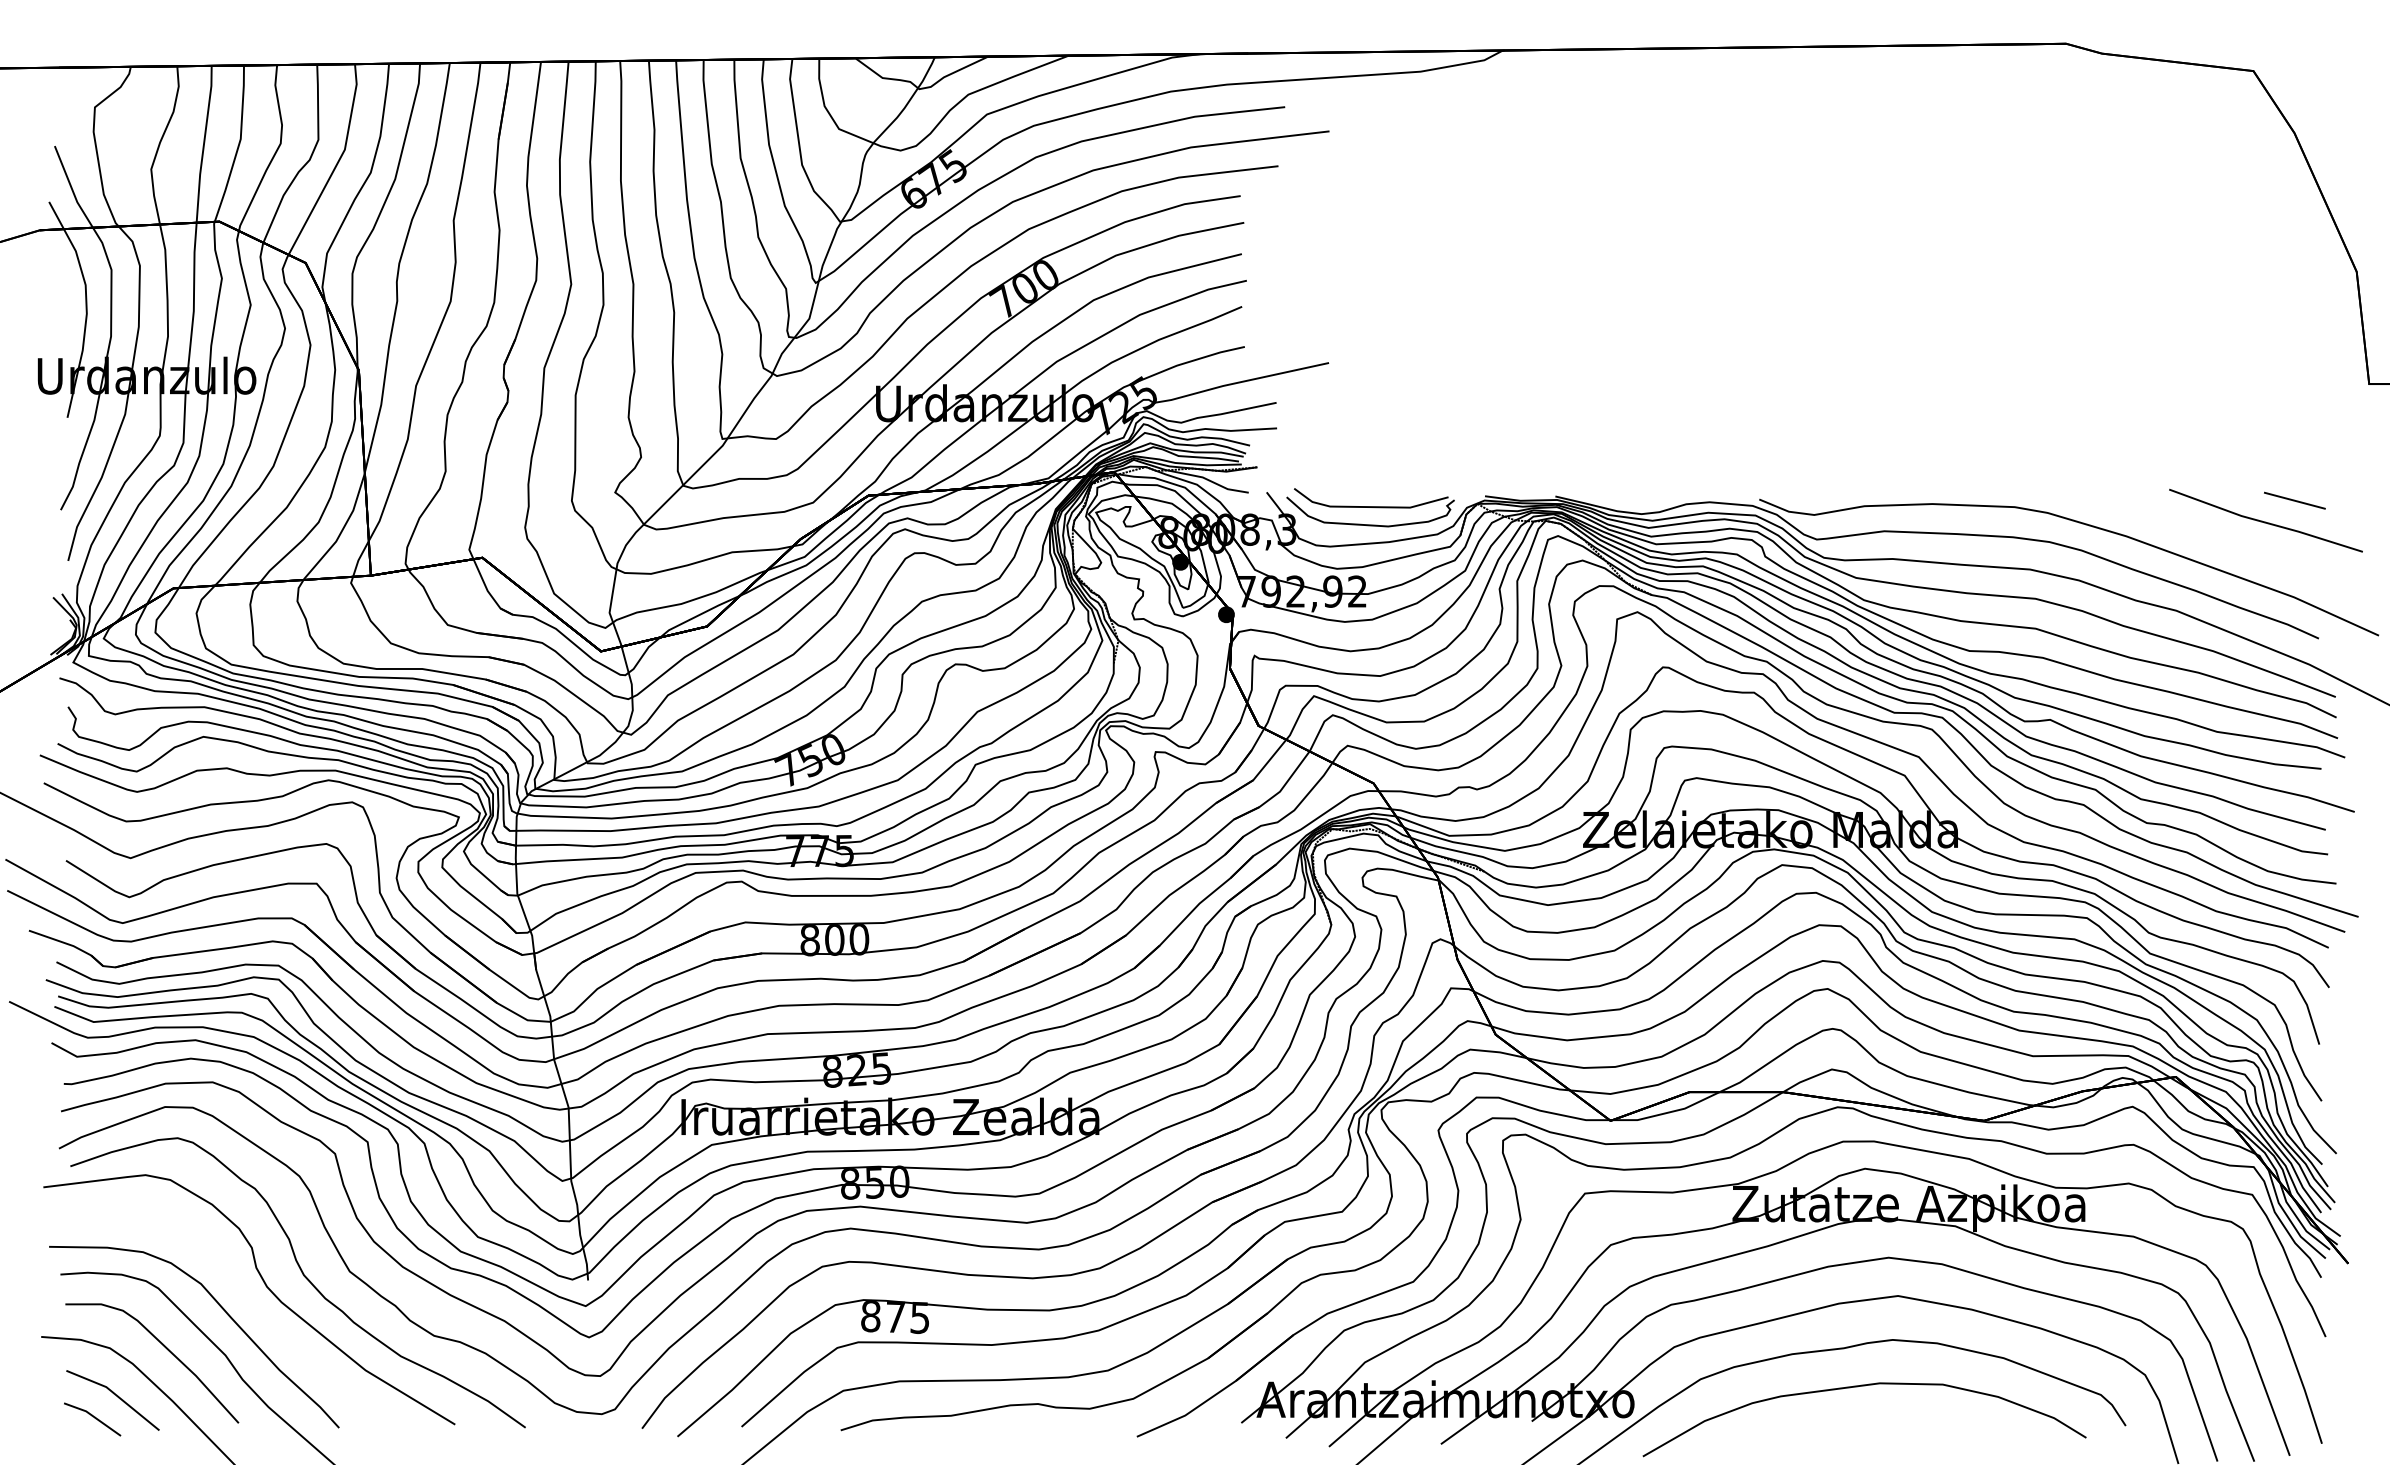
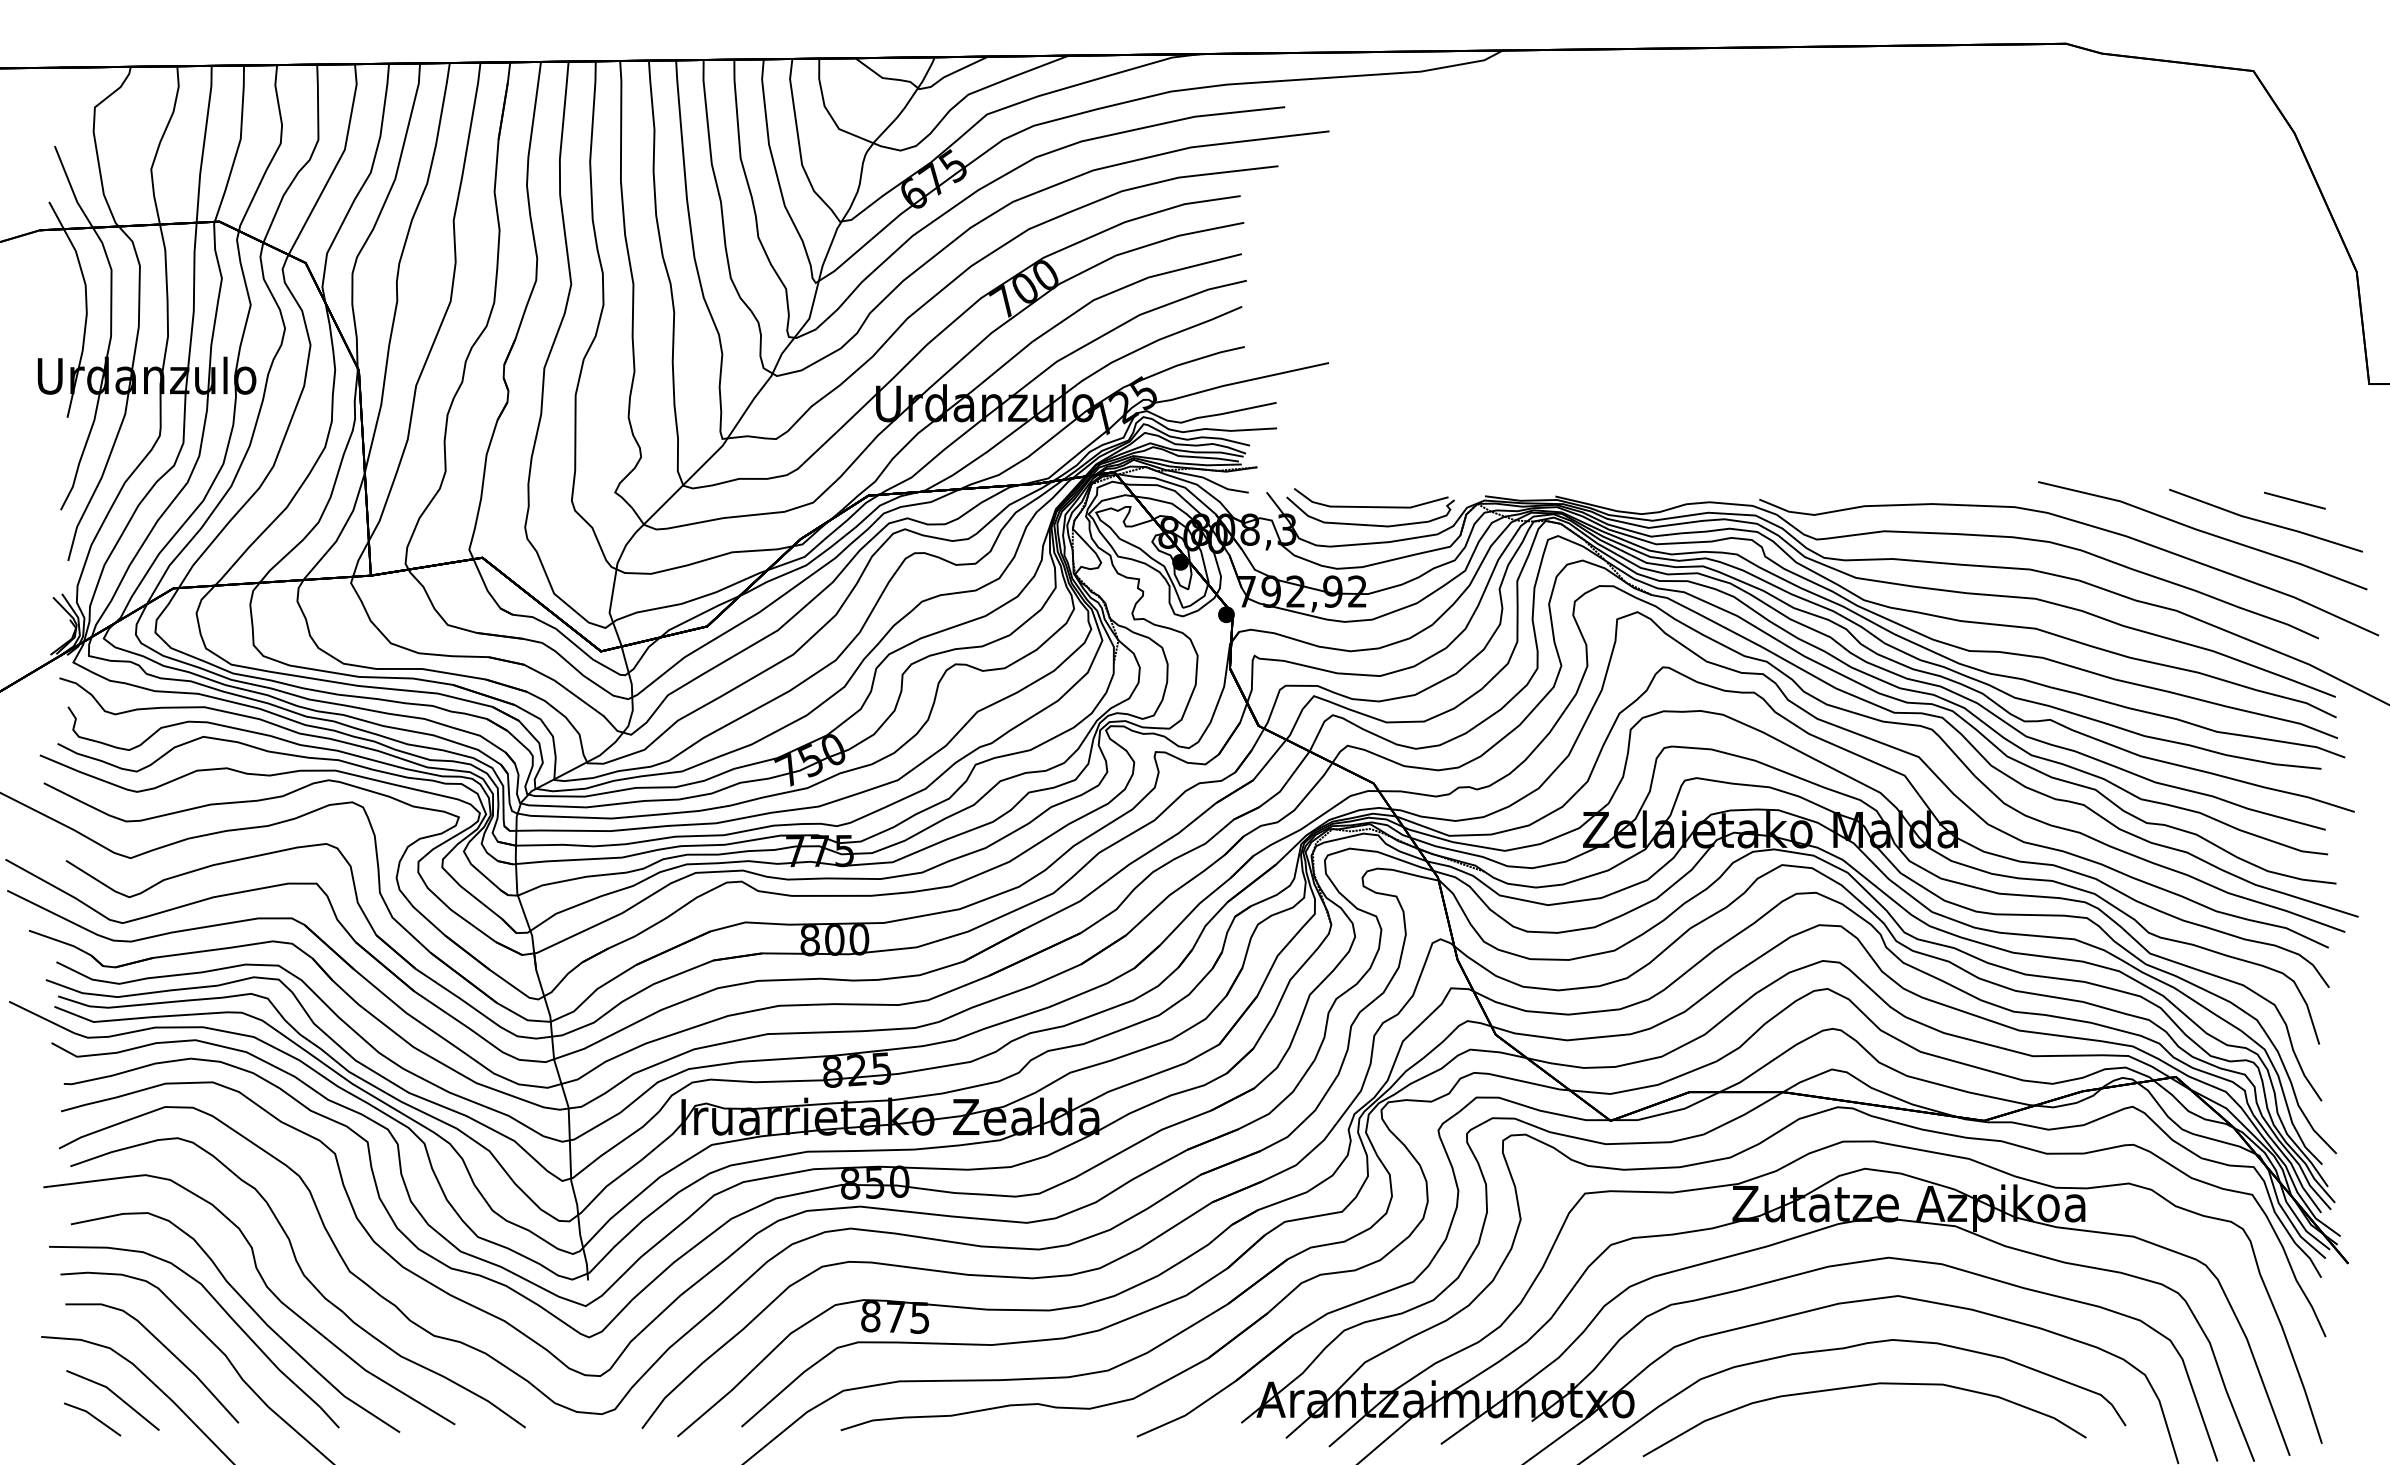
line: none -> present (2204, 533)
curve: none -> present (249, 1307)
